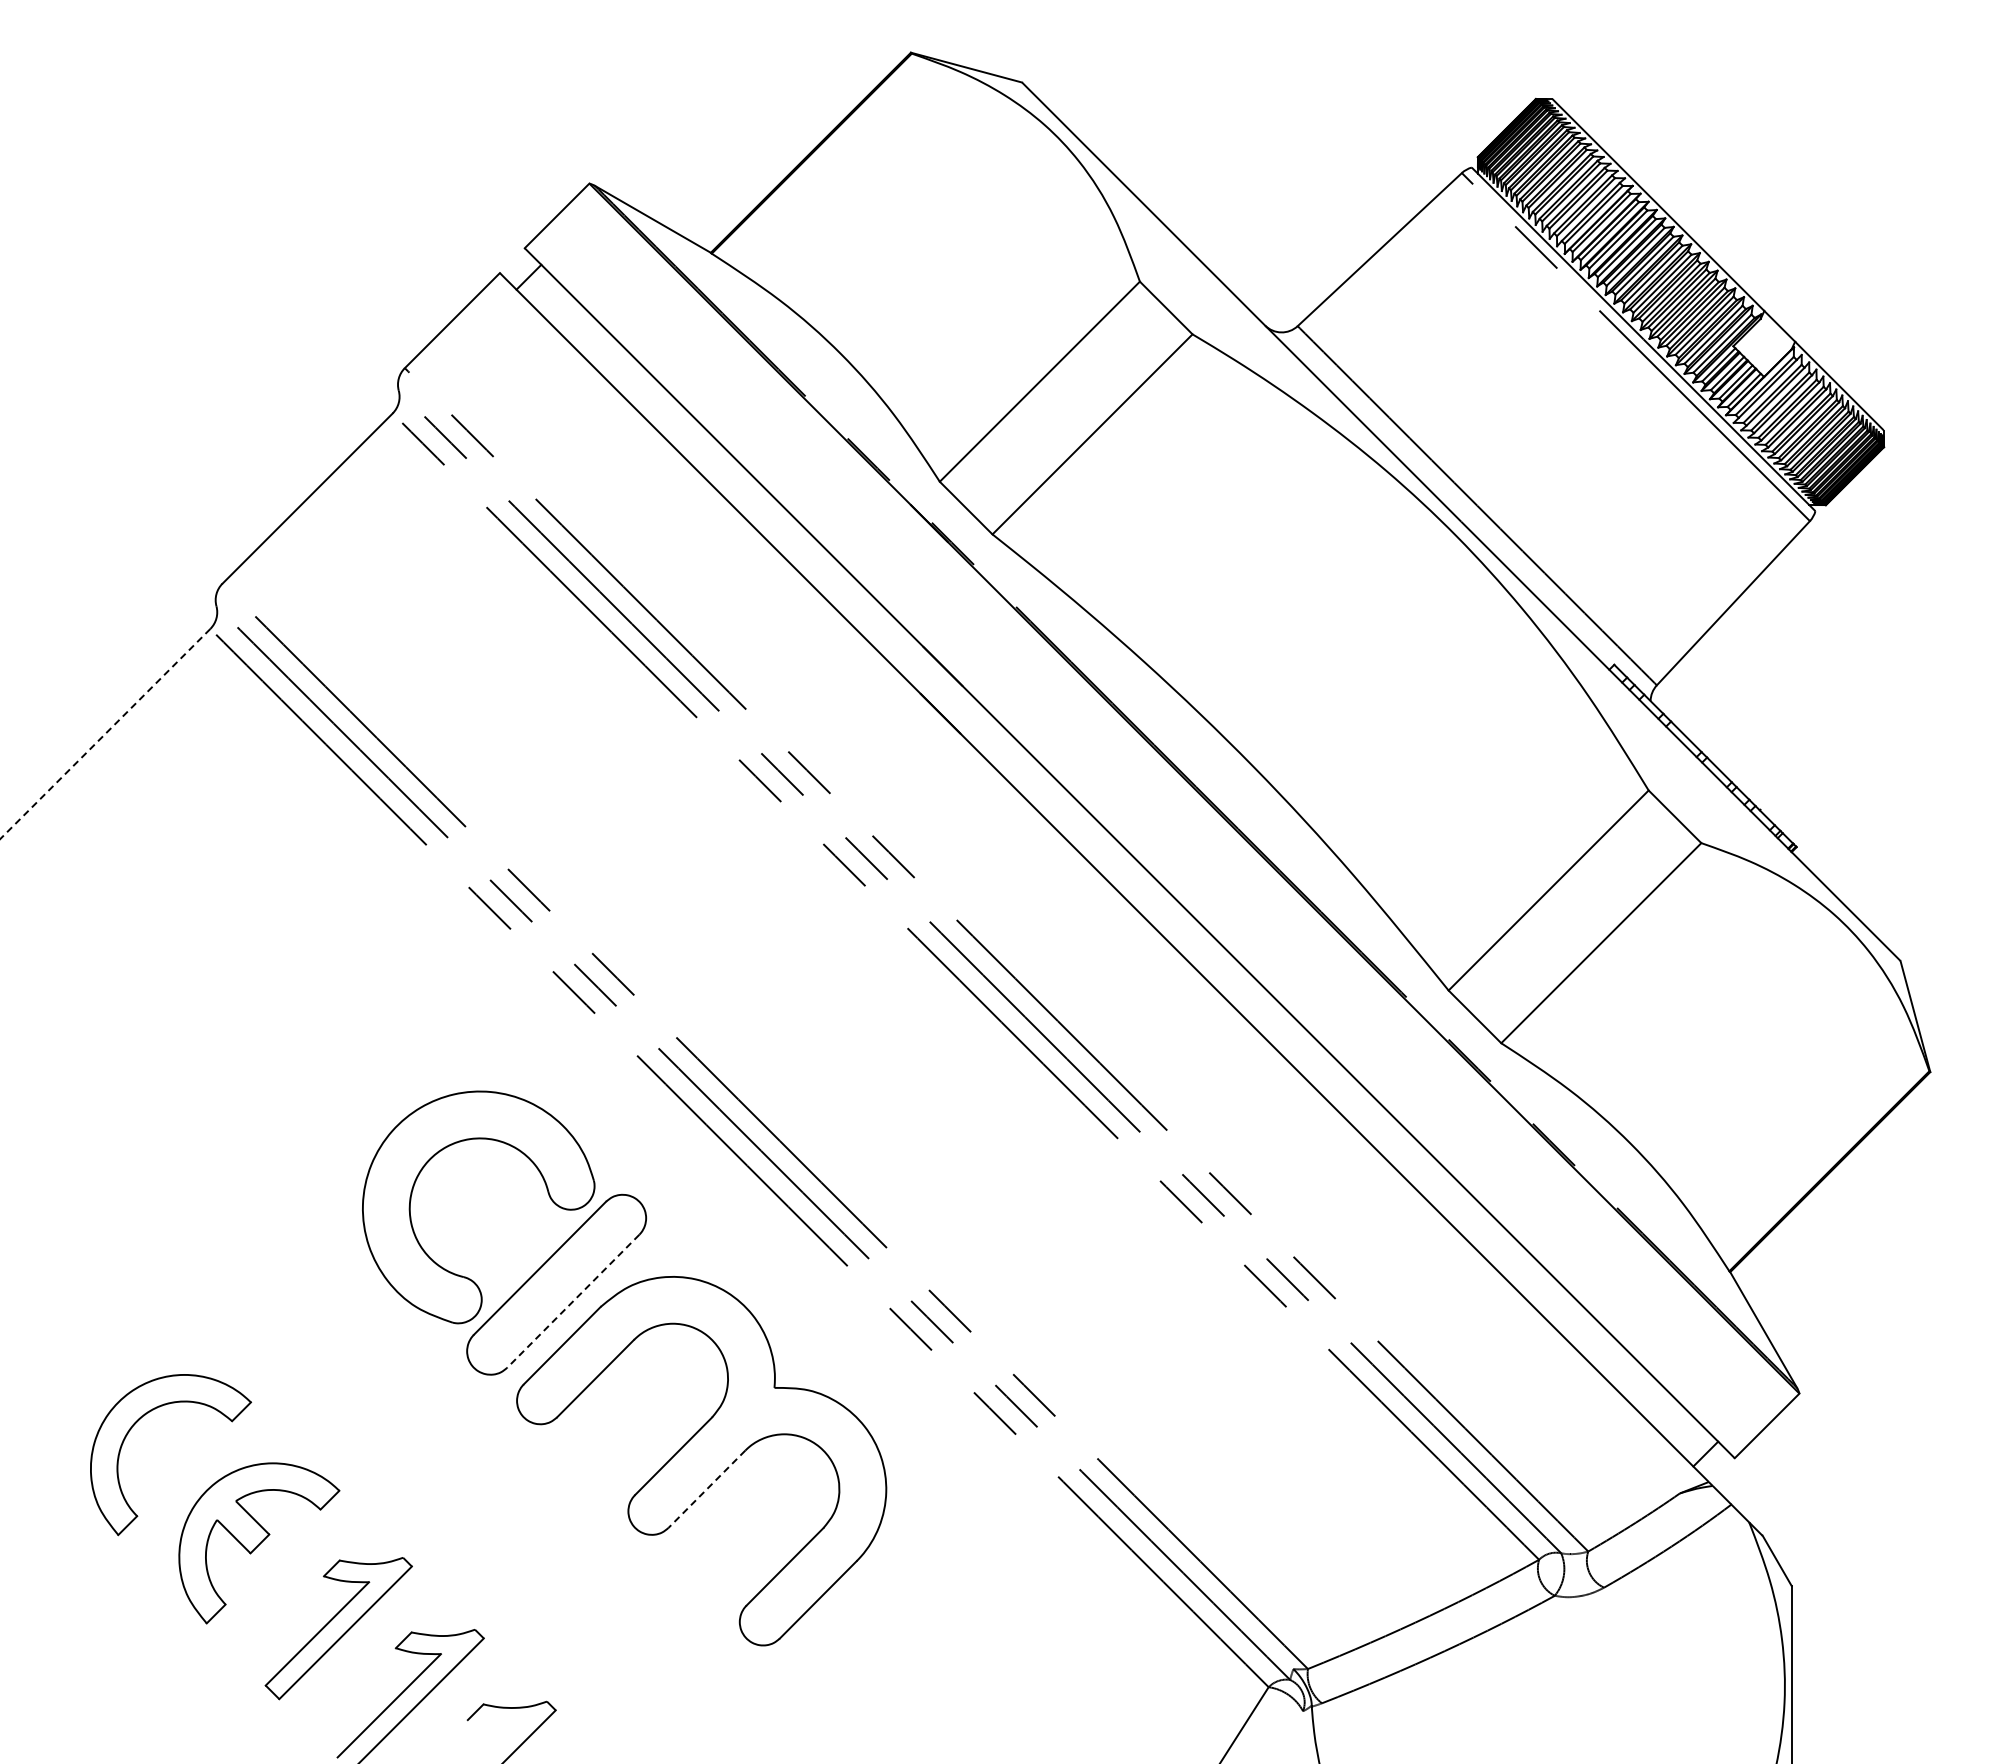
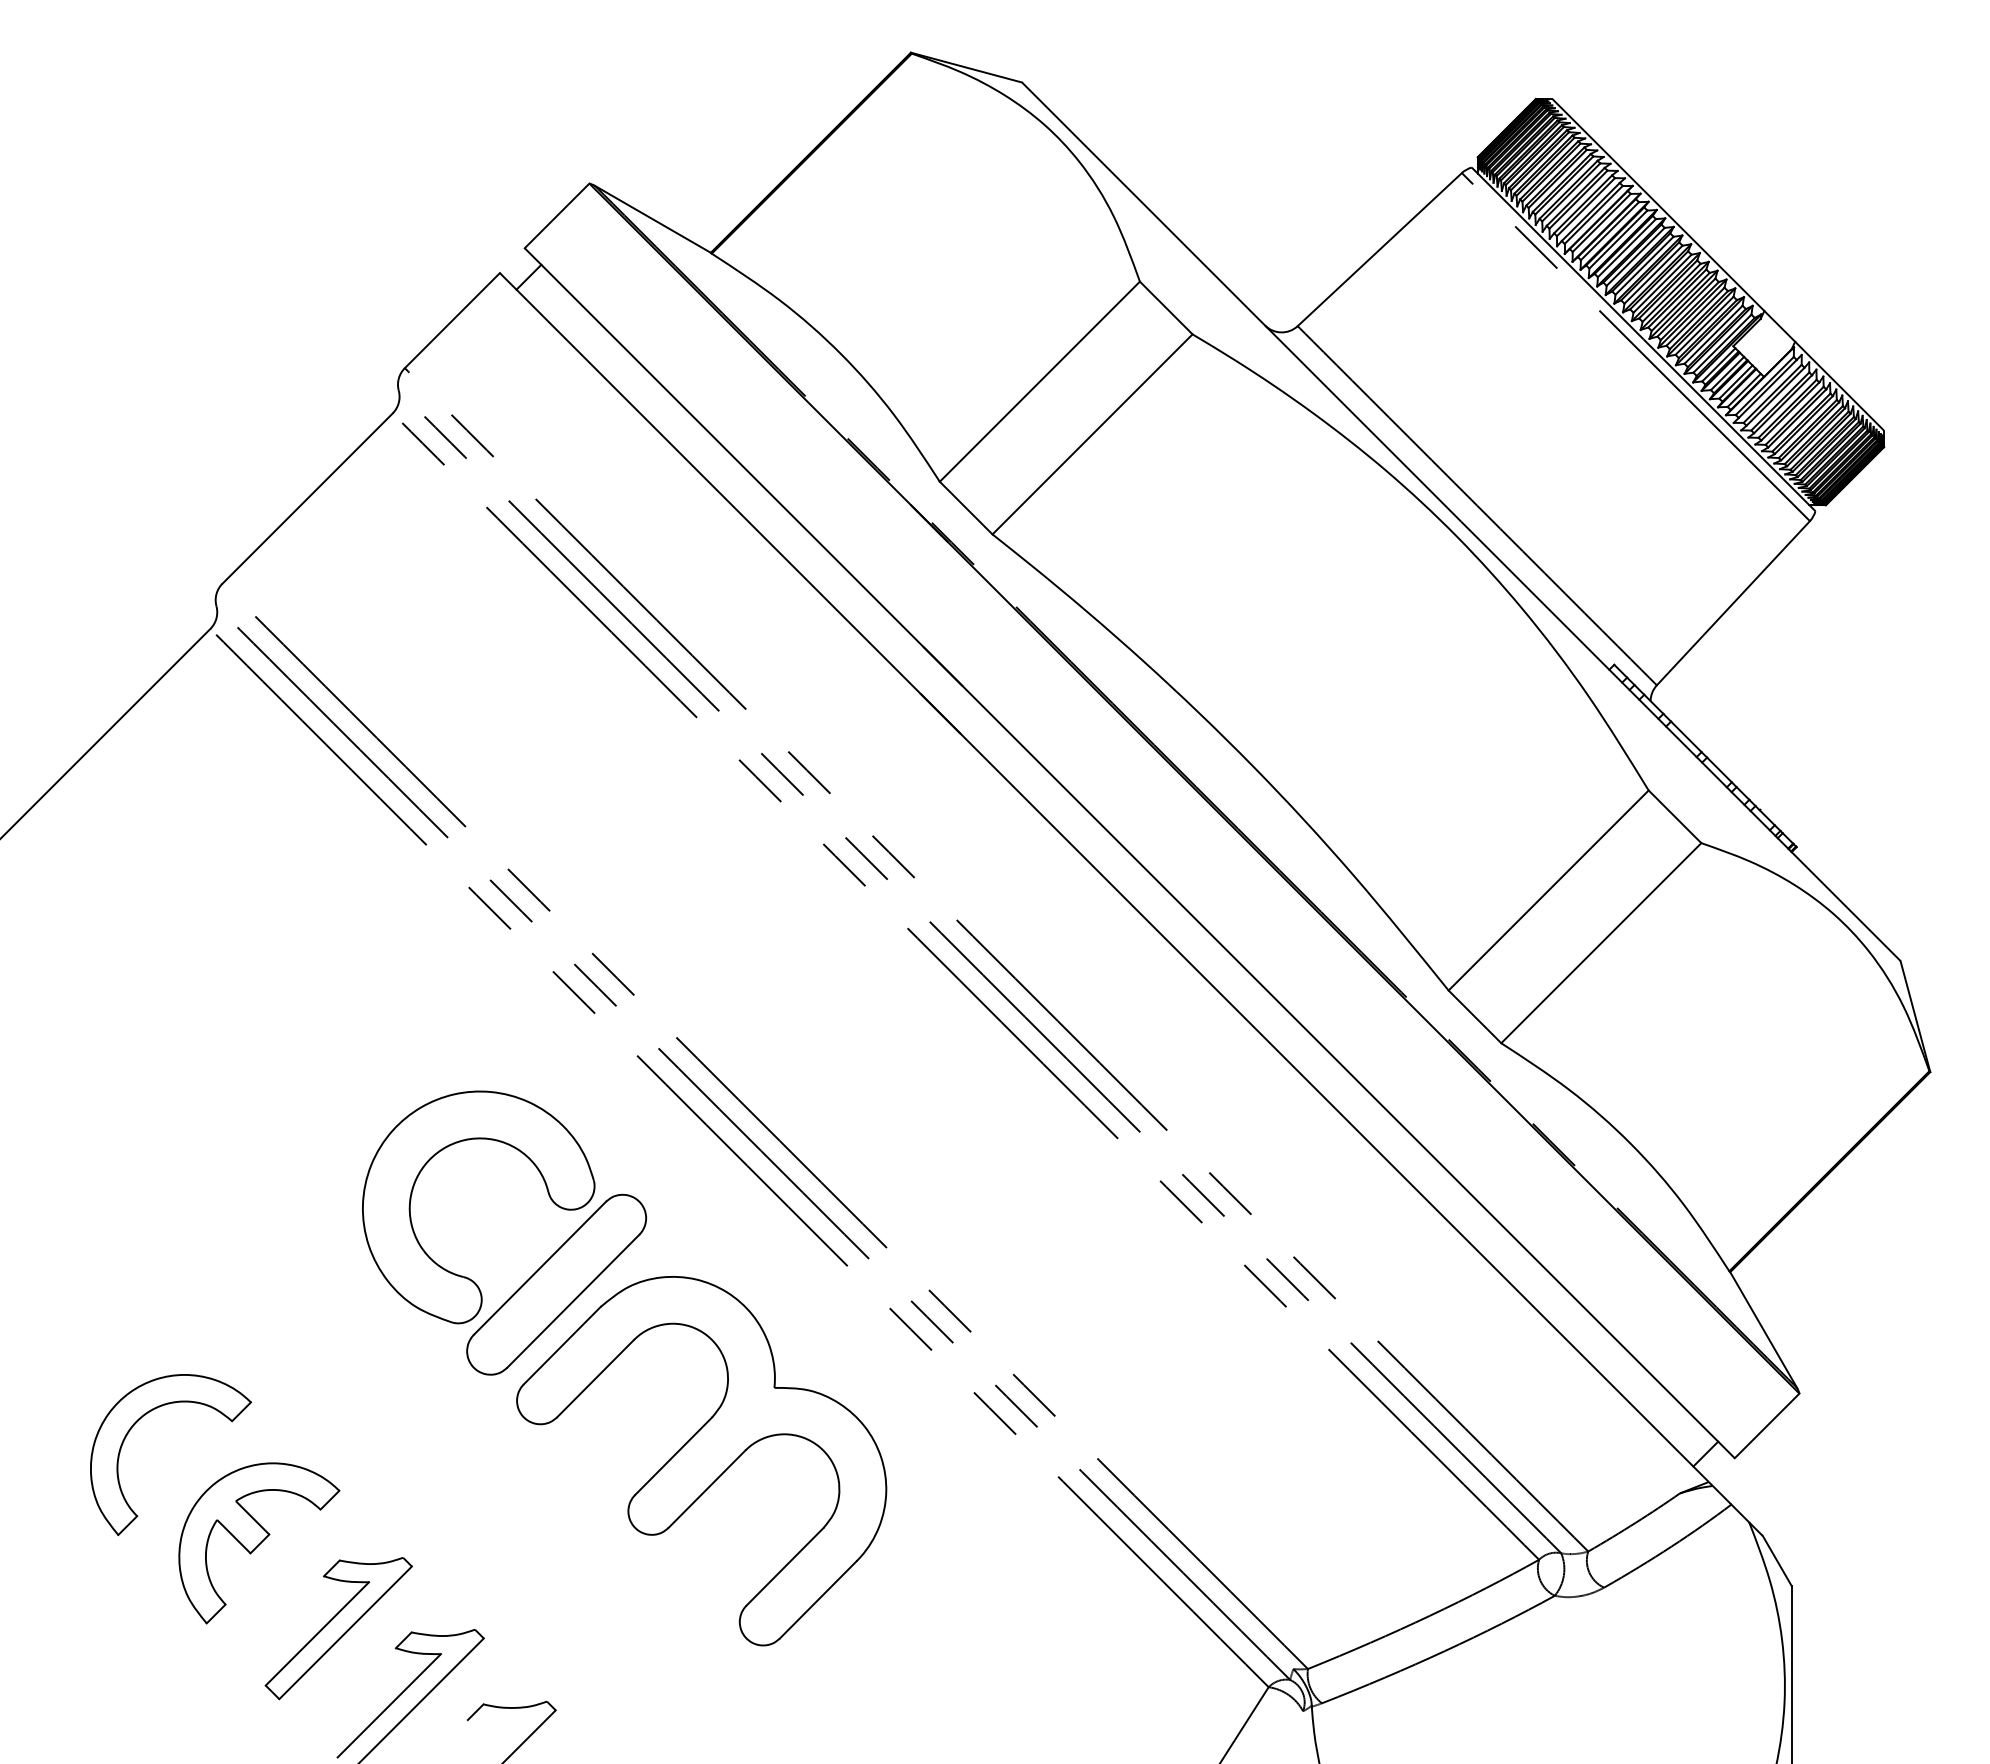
line: dashed -> solid (105, 734)
line: dashed -> solid (573, 1301)
line: dashed -> solid (706, 1489)
